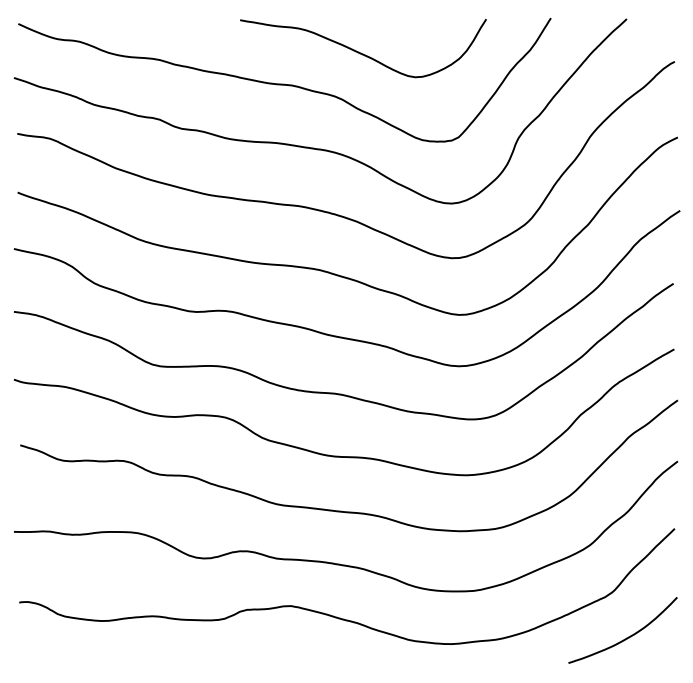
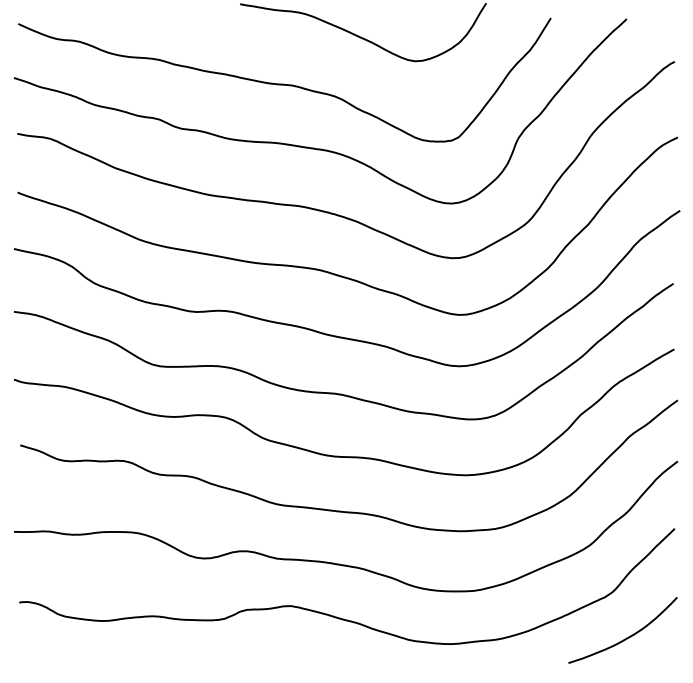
curve position: (361, 52) -> (361, 36) (361, 36)
